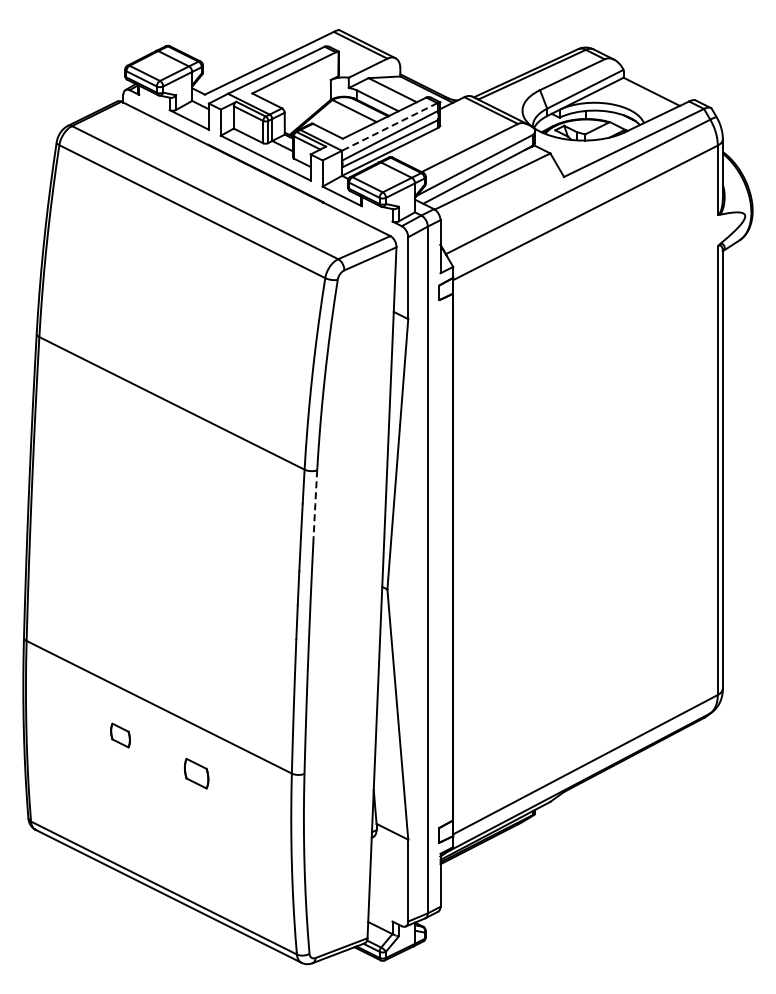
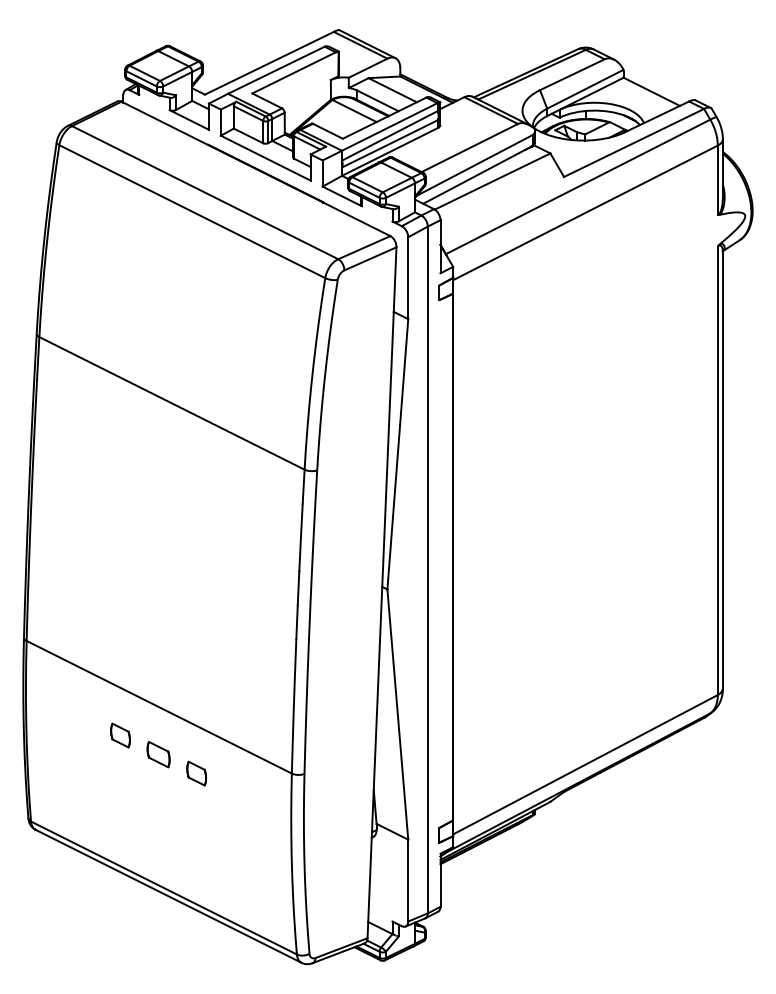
line: dashed -> solid (389, 127)
line: dashed -> solid (315, 504)
part: none -> present (158, 754)
part size: 27x33 px -> 22x27 px (196, 773)
